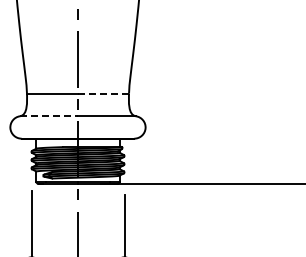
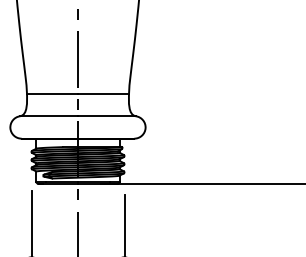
line: dashed -> solid (103, 93)
line: dashed -> solid (49, 116)
